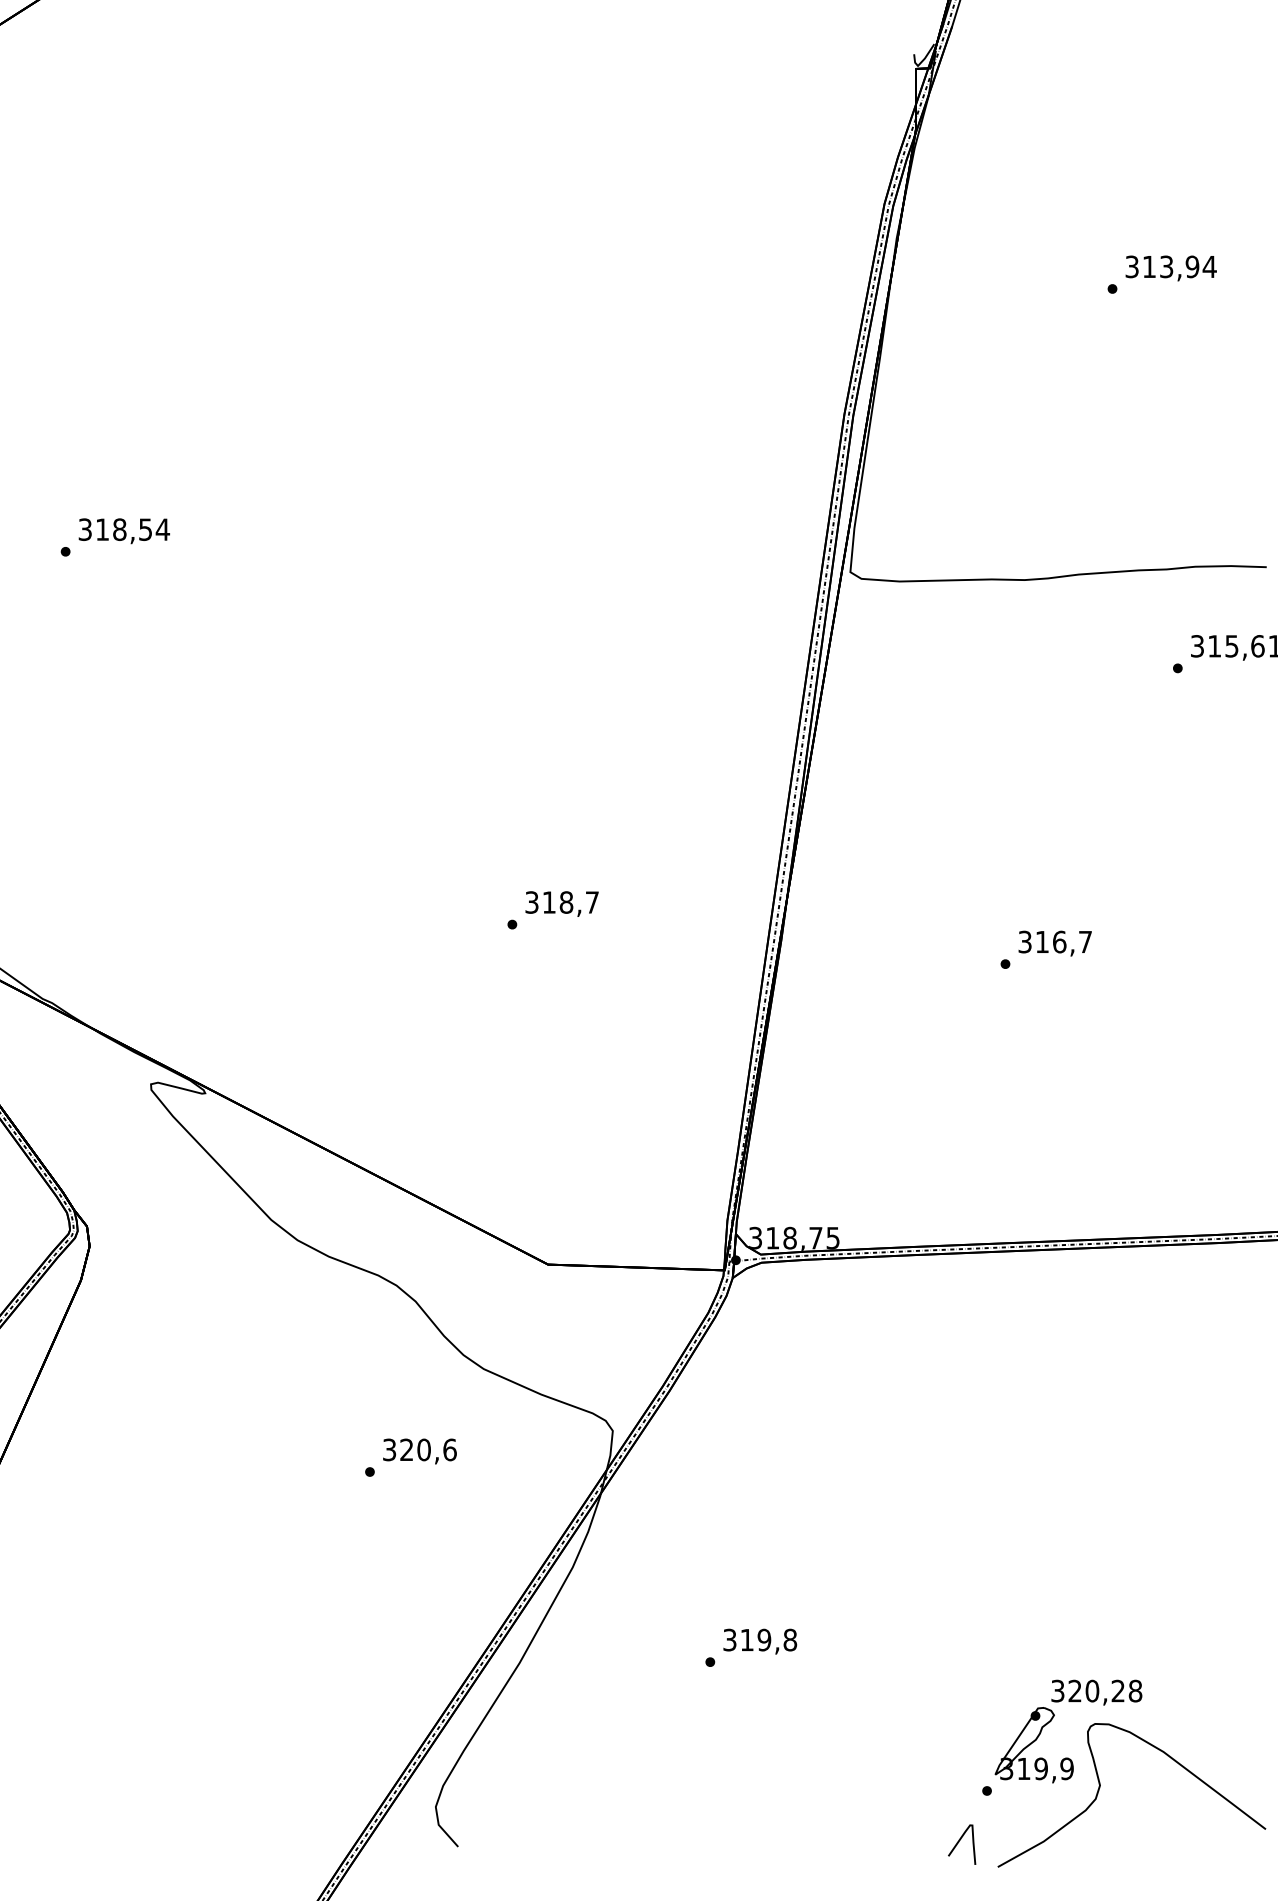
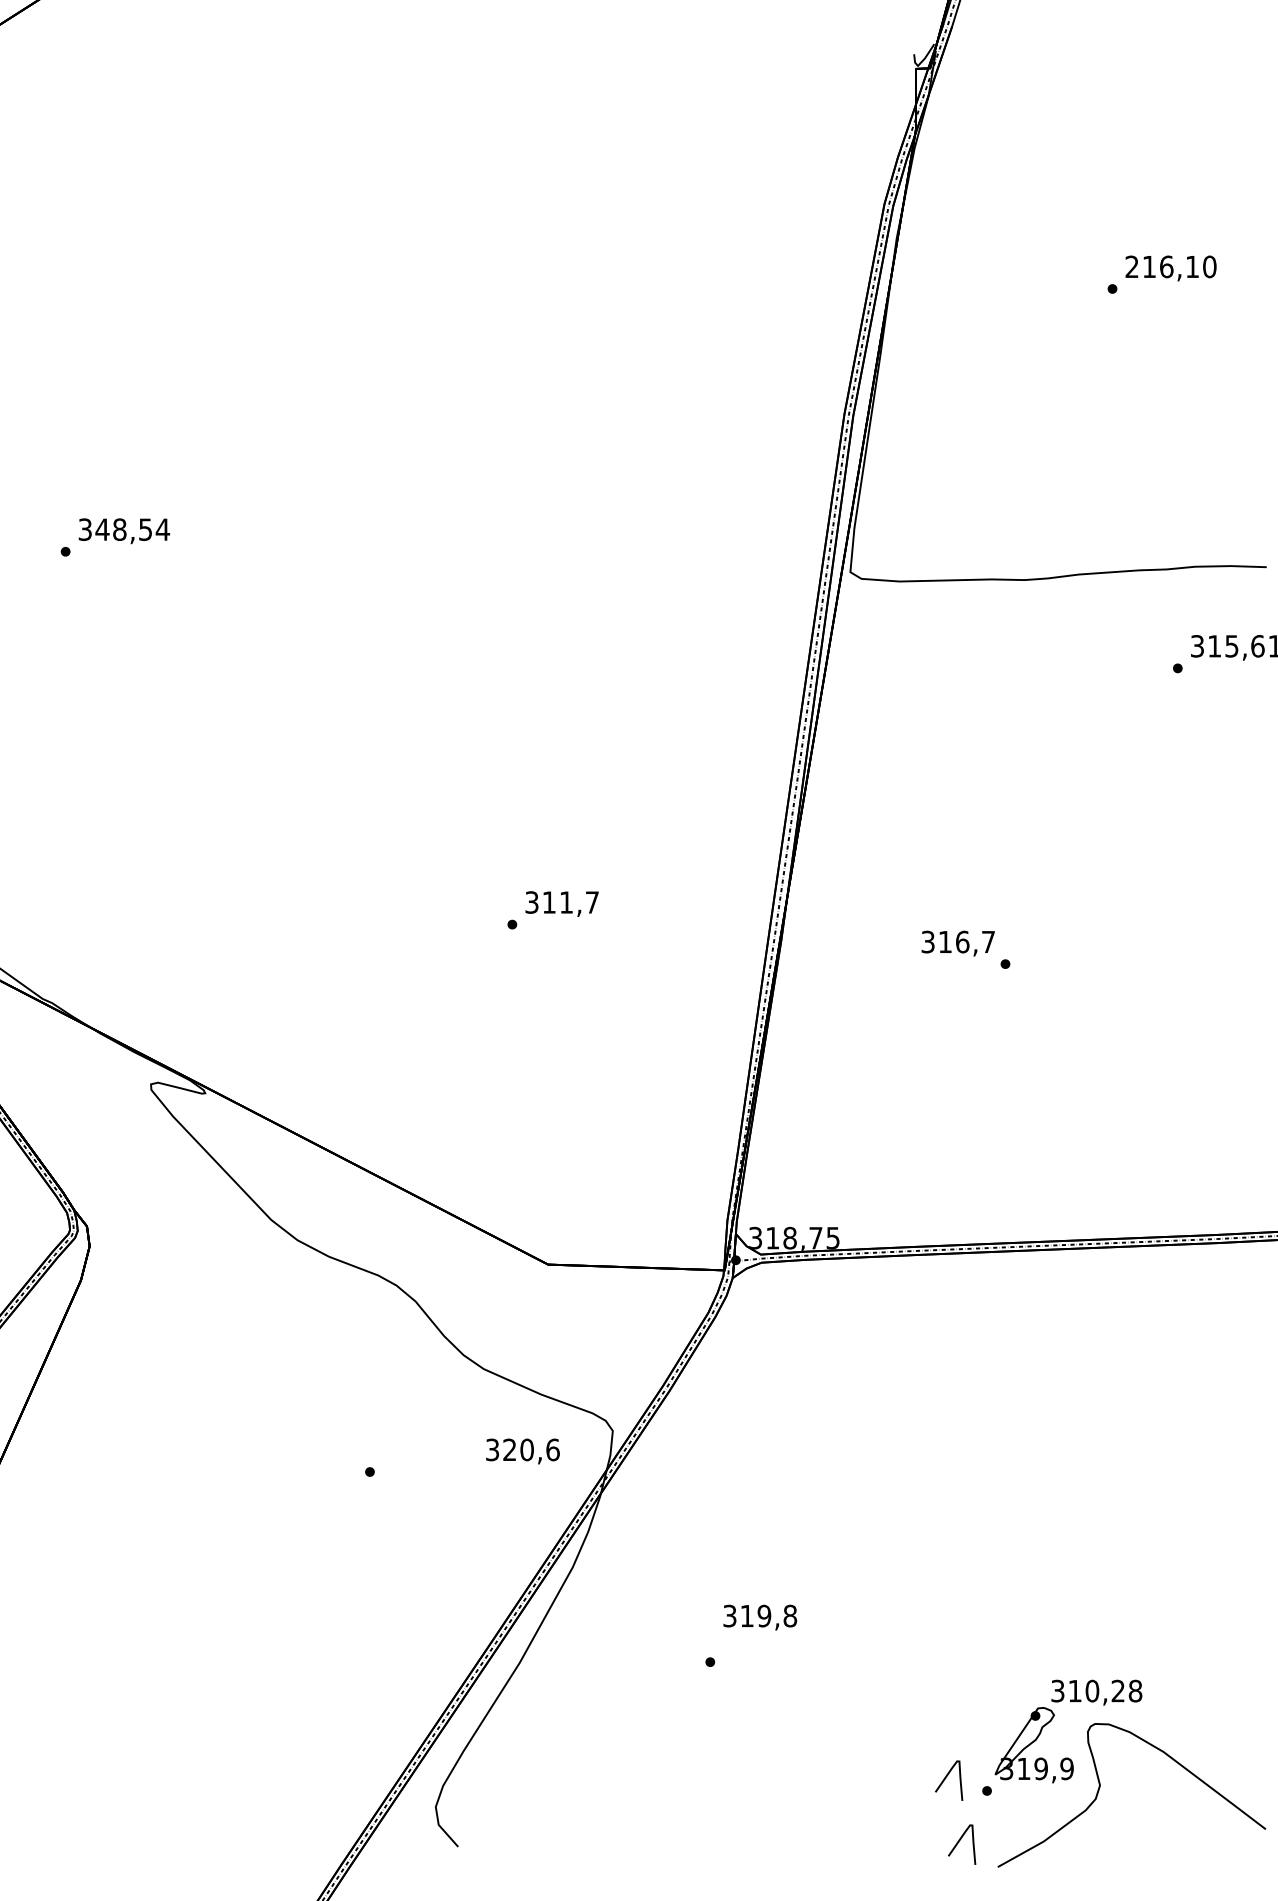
text: 313,94 -> 216,10 (1170, 266)
text: 318,54 -> 348,54 (102, 529)
text: 318,7 -> 311,7 (566, 902)
text position: (1054, 943) -> (957, 943) (957, 943)
text position: (419, 1451) -> (522, 1451) (522, 1451)
text position: (760, 1641) -> (760, 1617) (760, 1617)
text: 320,28 -> 310,28 (1074, 1690)
curve: none -> present (946, 1778)
